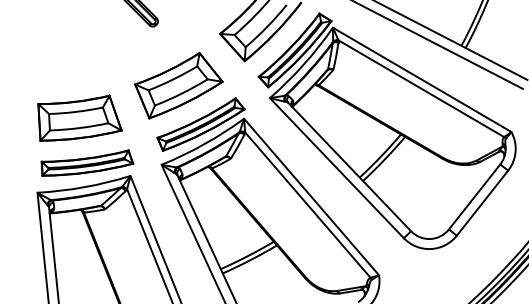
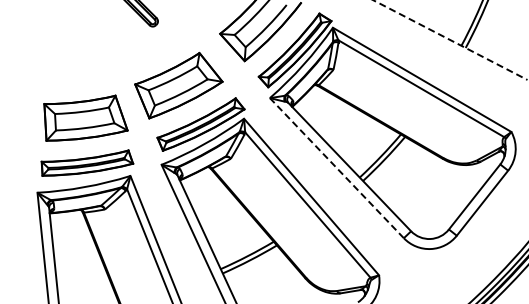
line: solid -> dashed (450, 40)
line: present -> none (438, 45)
part position: (79, 117) -> (85, 117) (85, 117)
line: solid -> dashed (336, 168)
